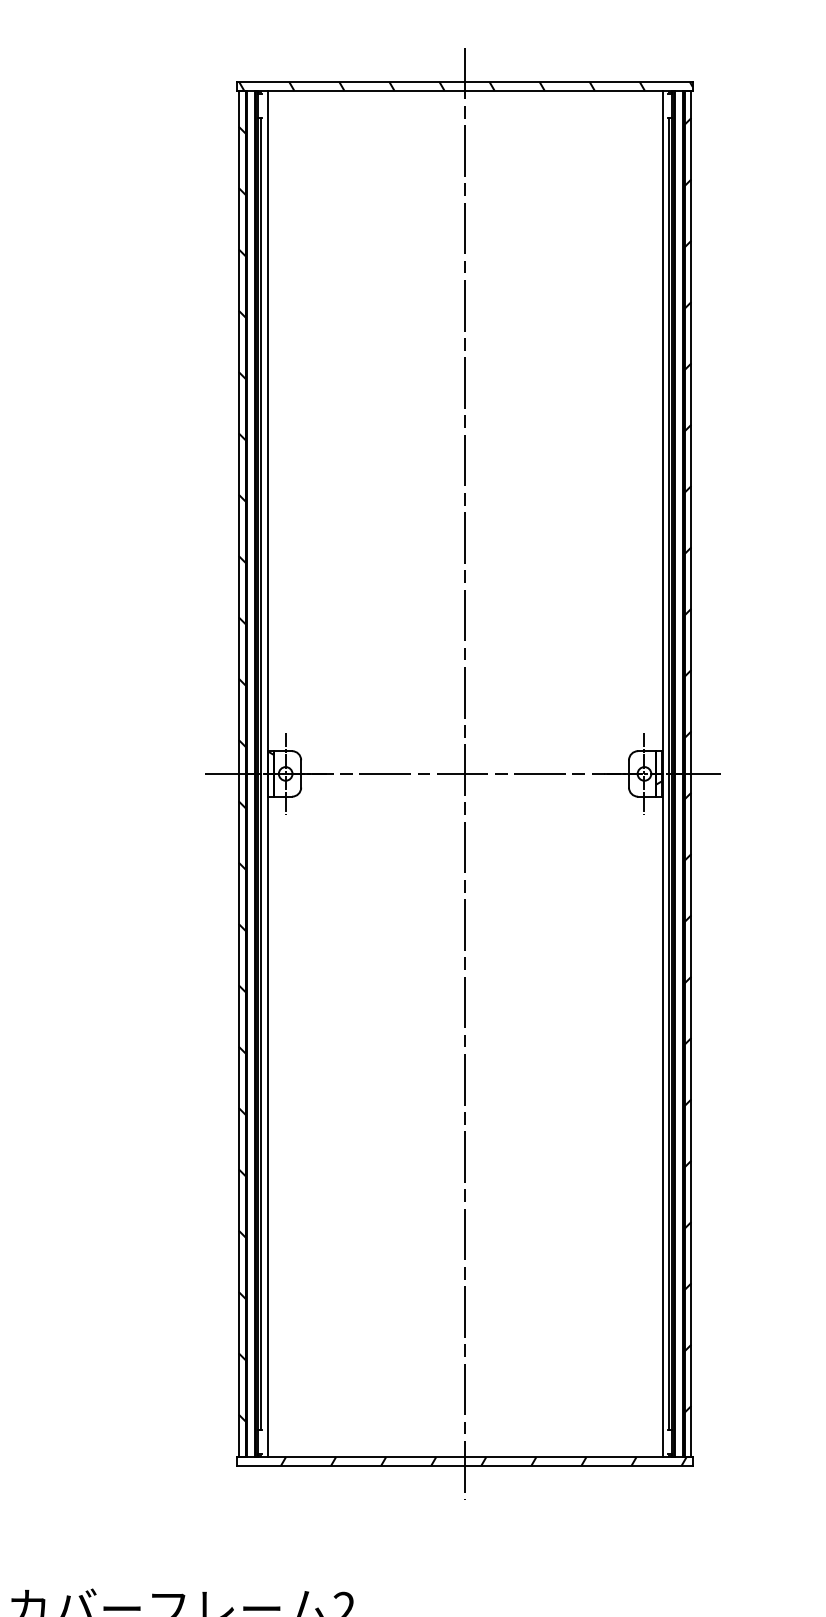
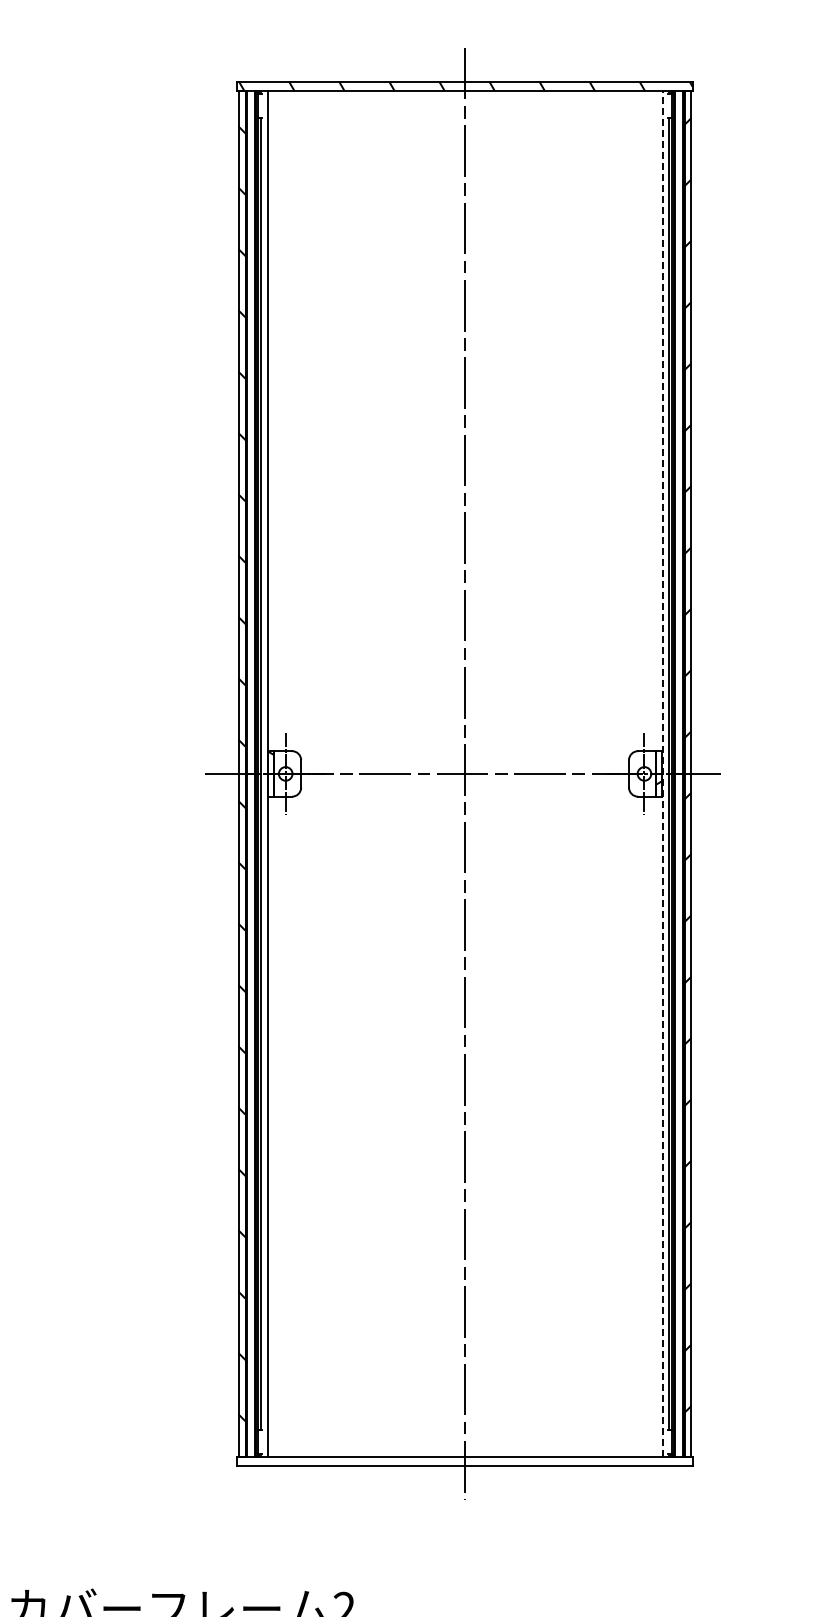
line: solid -> dashed (662, 773)
hatch: present -> none (483, 1460)
